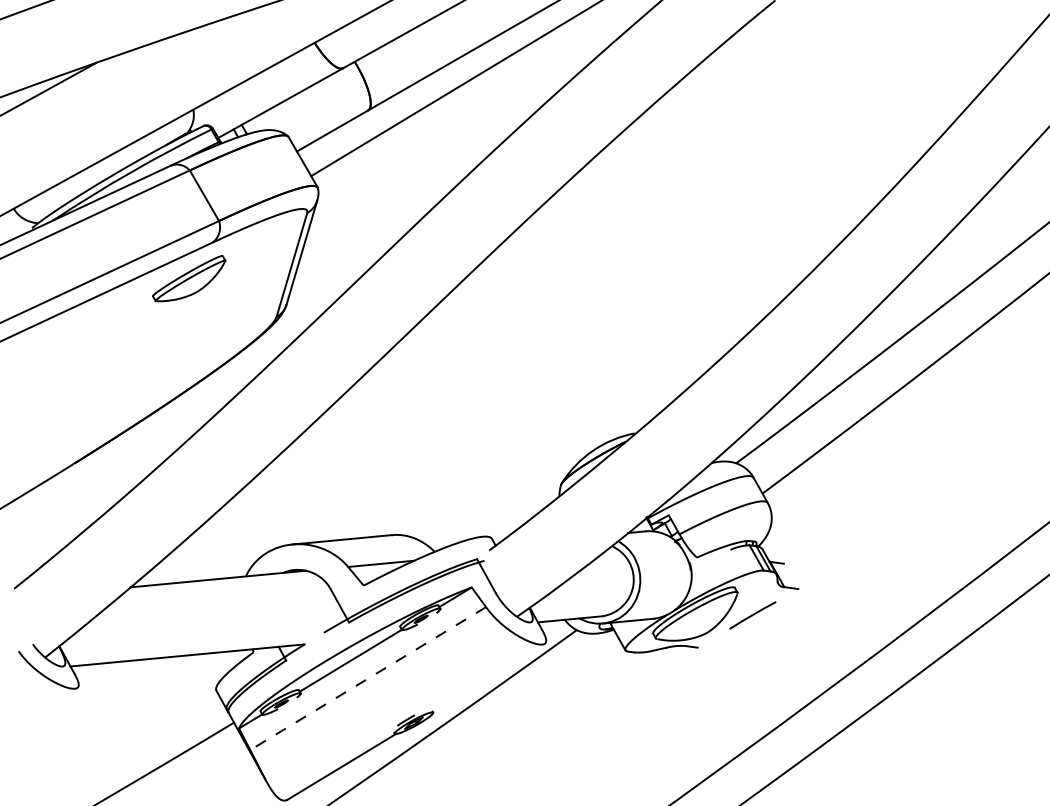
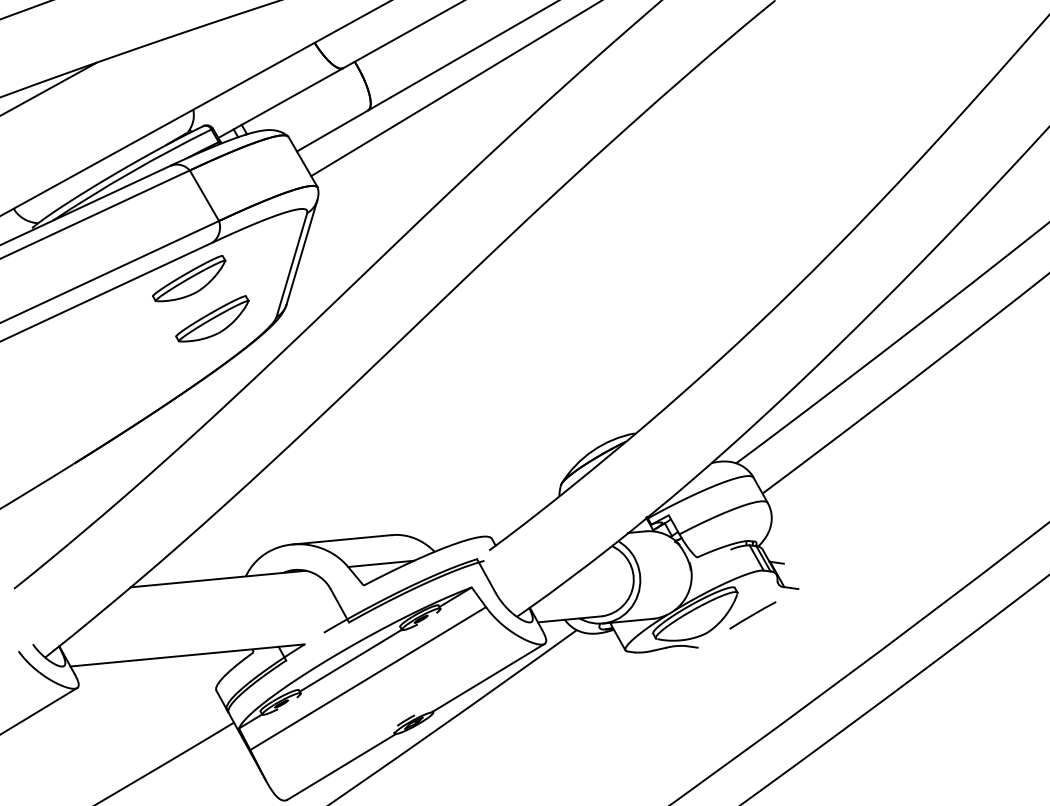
part: none -> present (212, 318)
line: none -> present (488, 677)
line: dashed -> solid (368, 678)
line: none -> present (39, 710)
